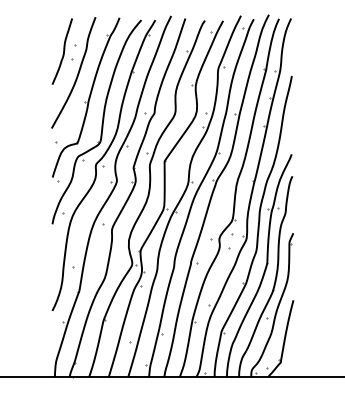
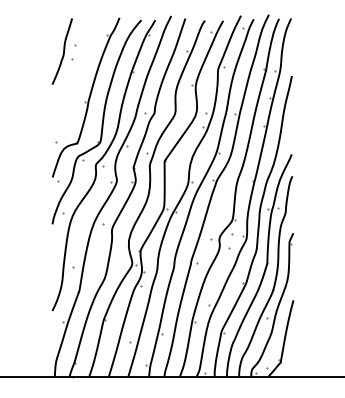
curve: present -> none (77, 72)
